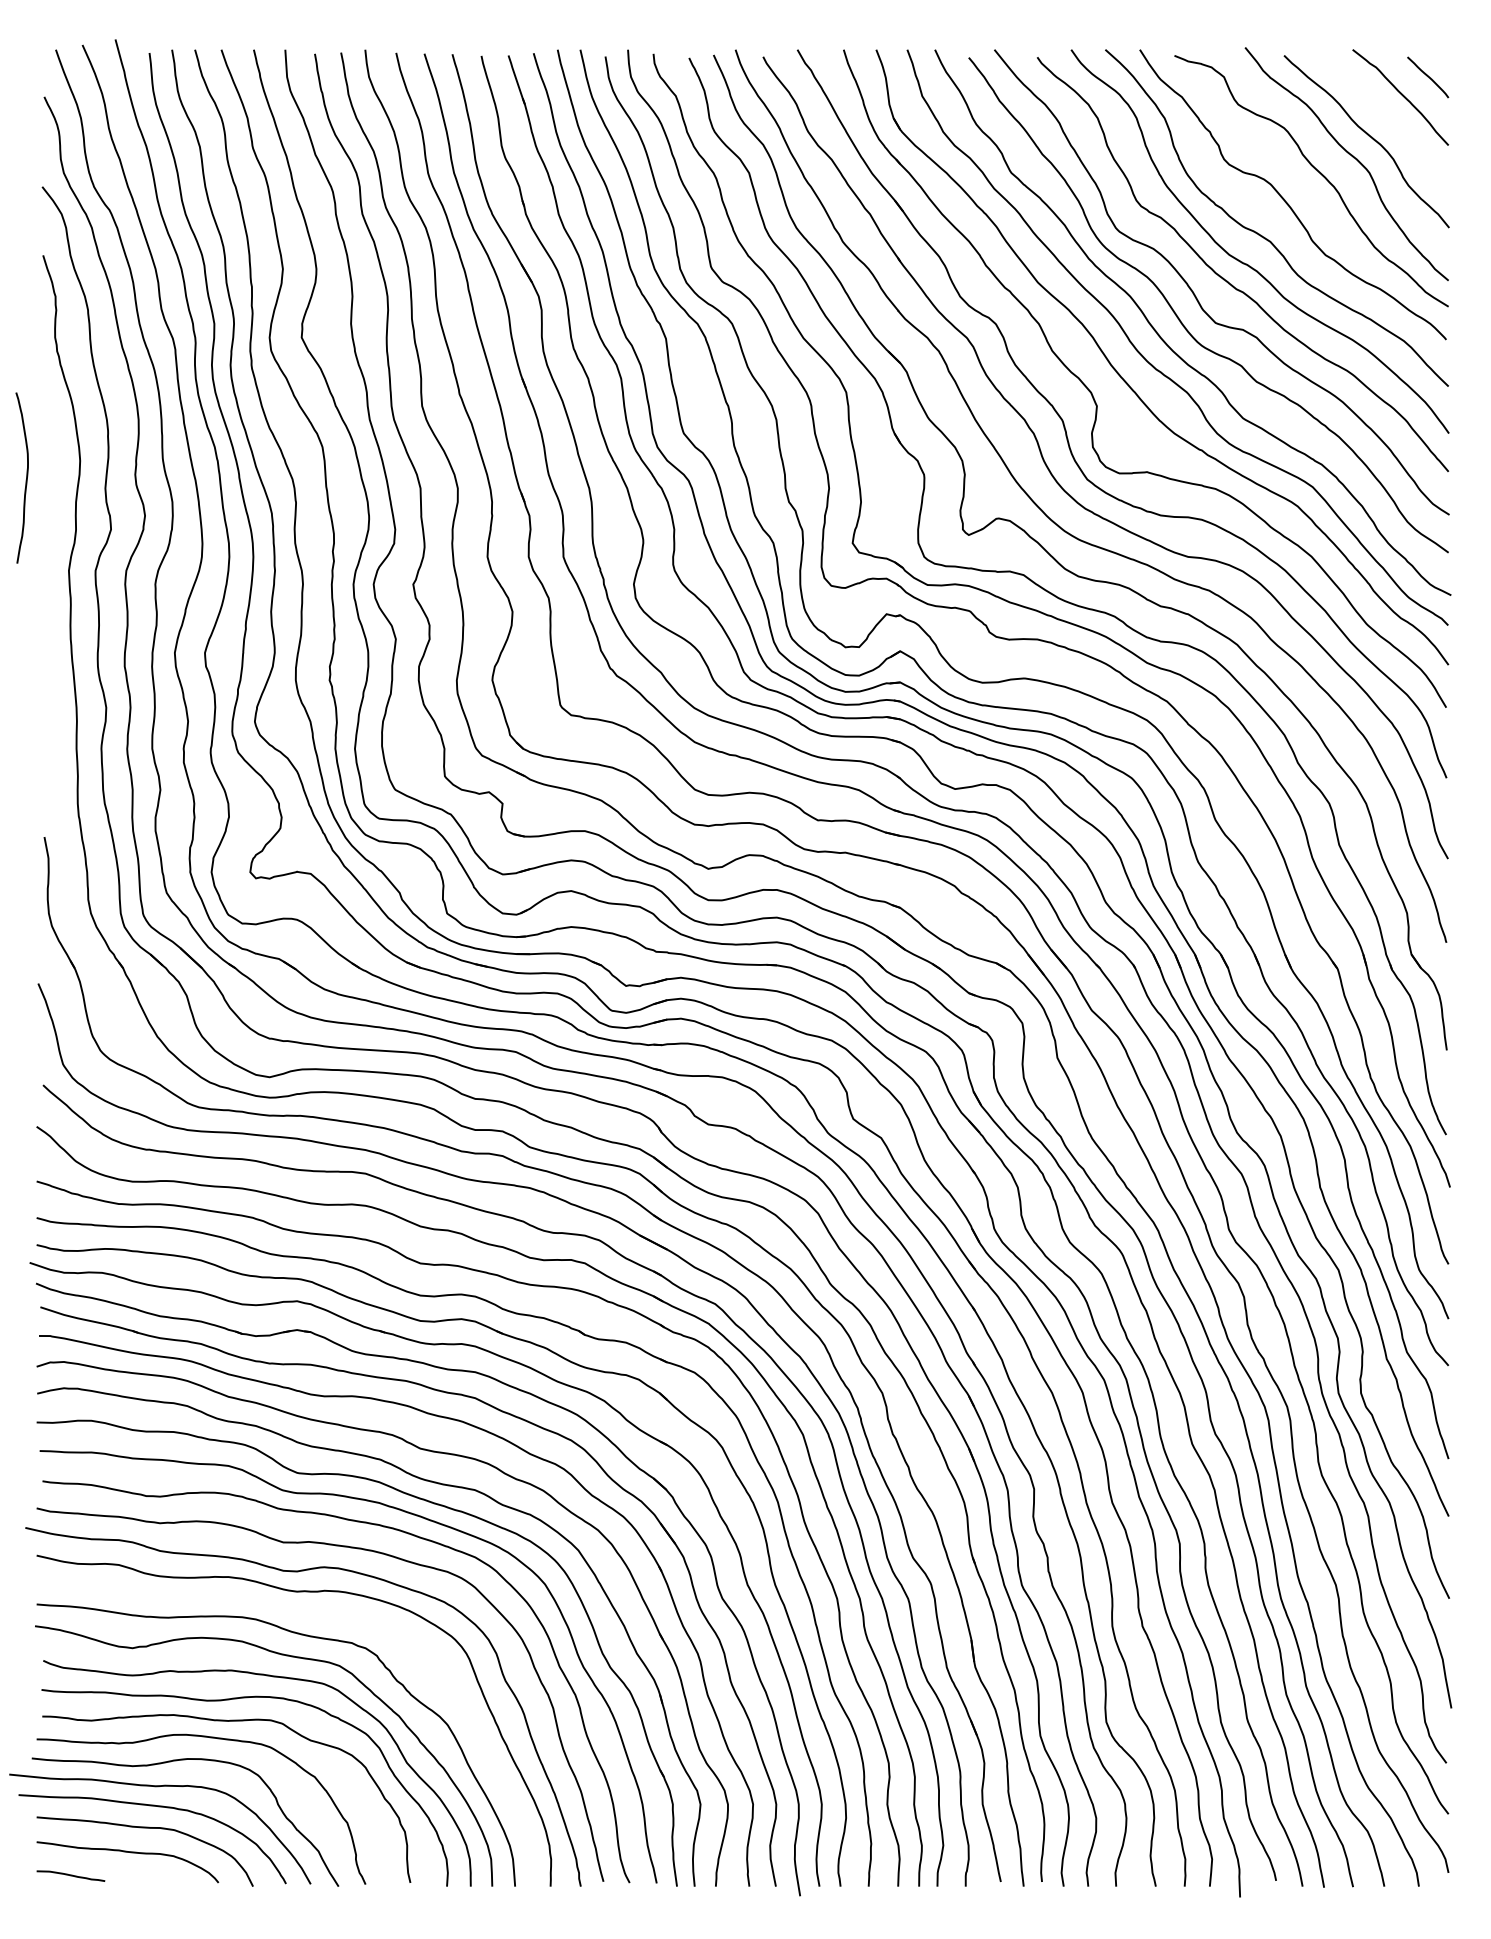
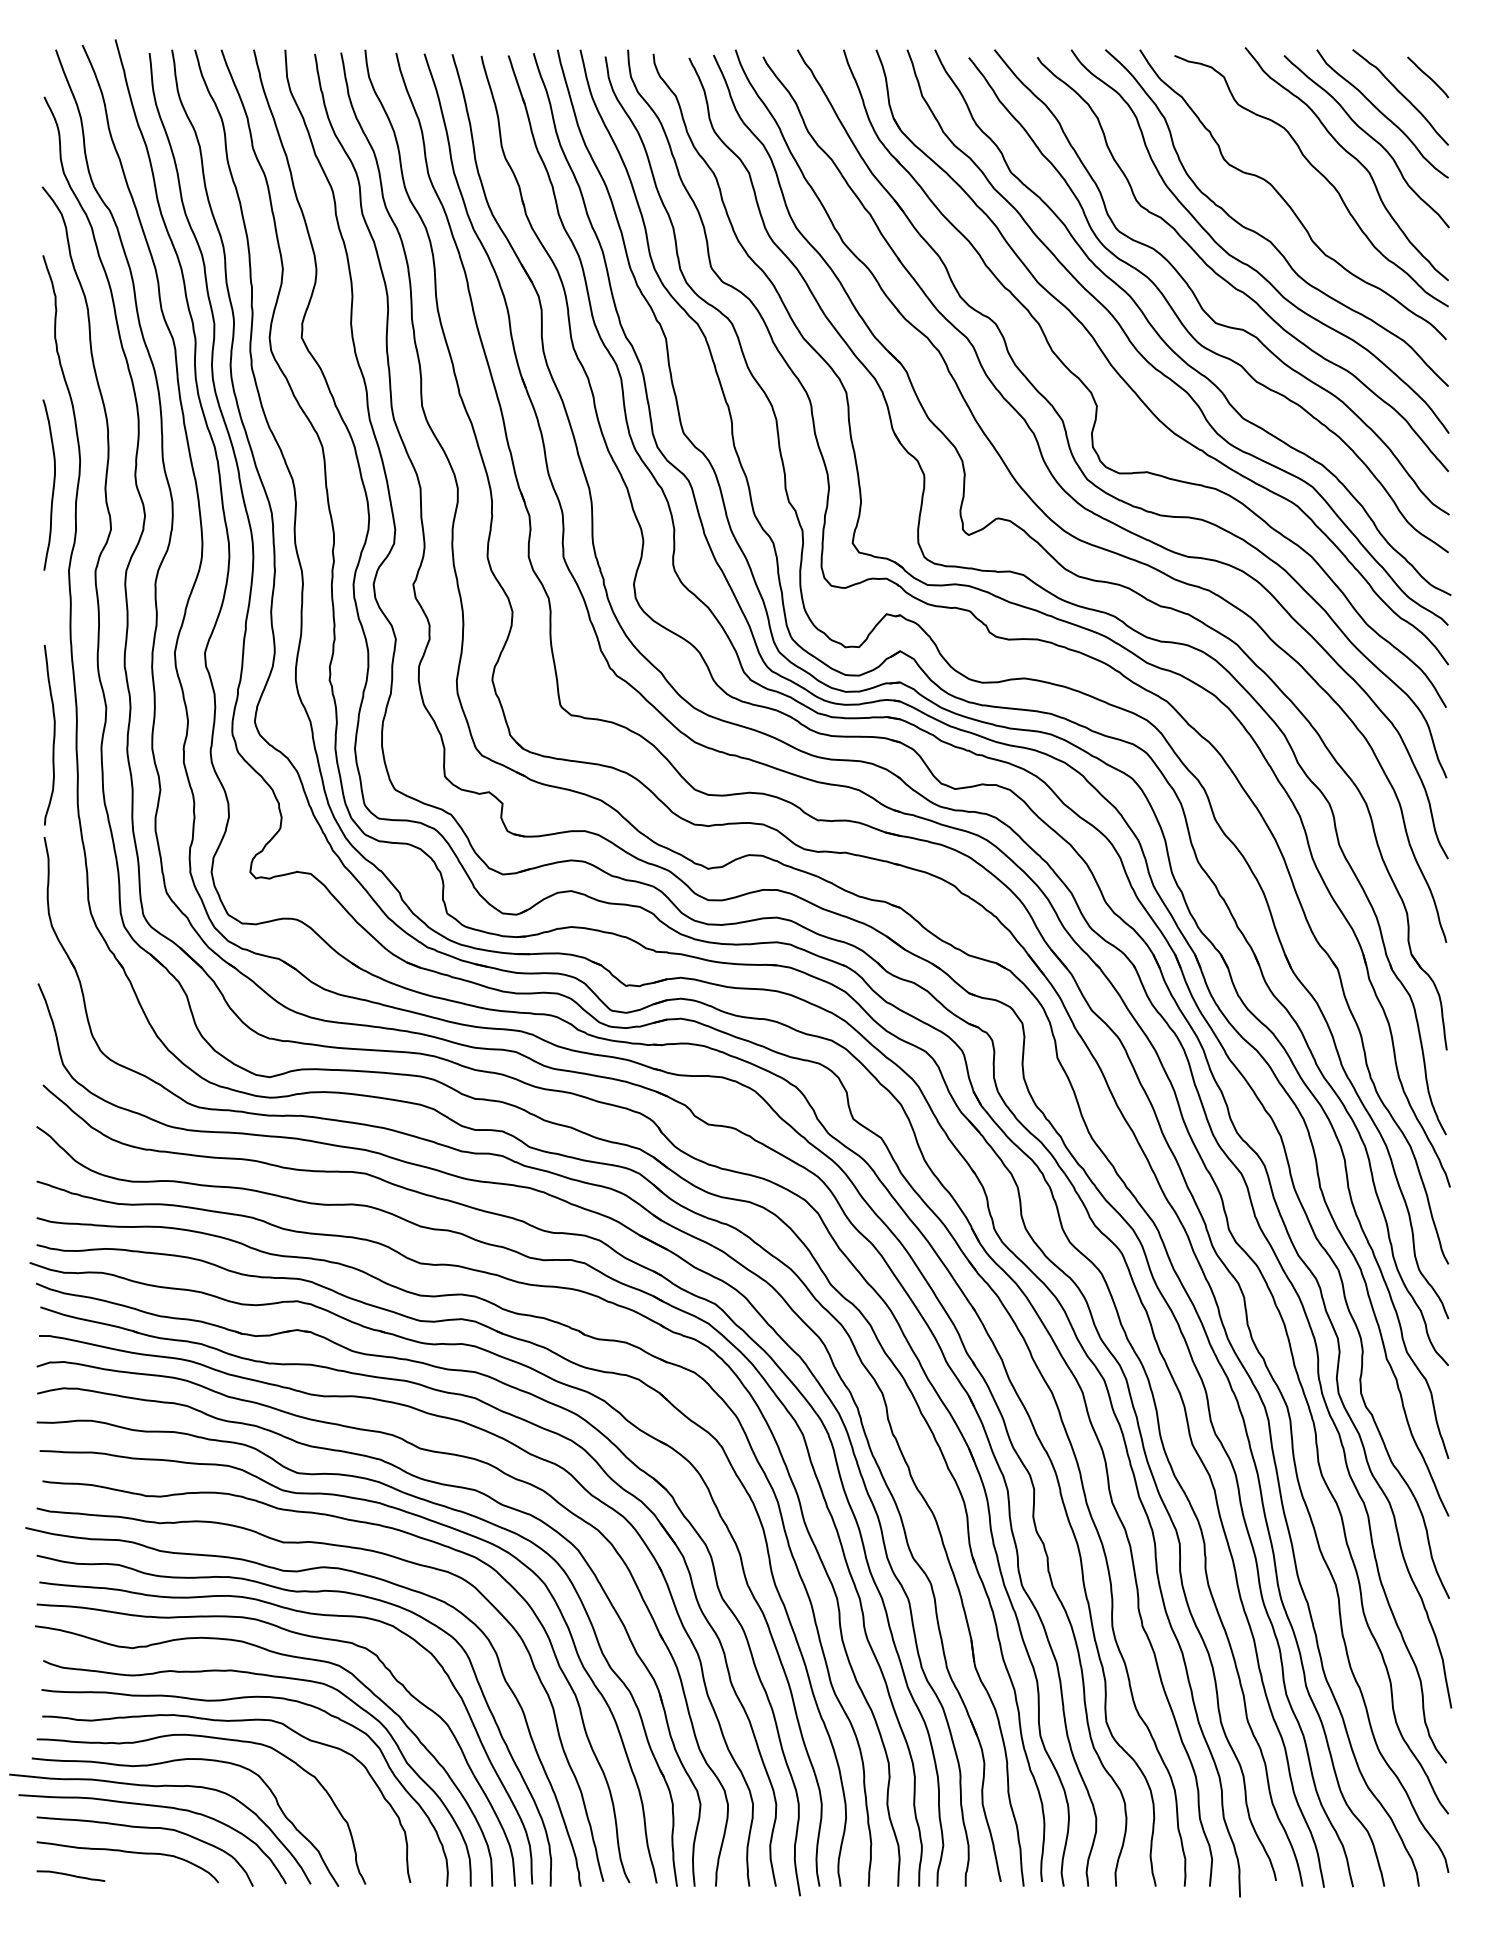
curve: none -> present (1382, 113)
curve position: (26, 477) -> (53, 484) (53, 484)
curve: none -> present (53, 734)
curve: none -> present (309, 1614)
